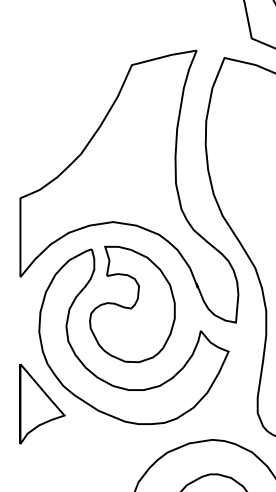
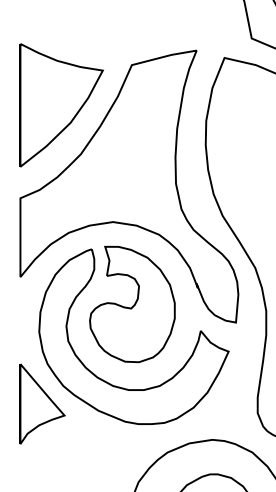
part: none -> present (61, 105)
